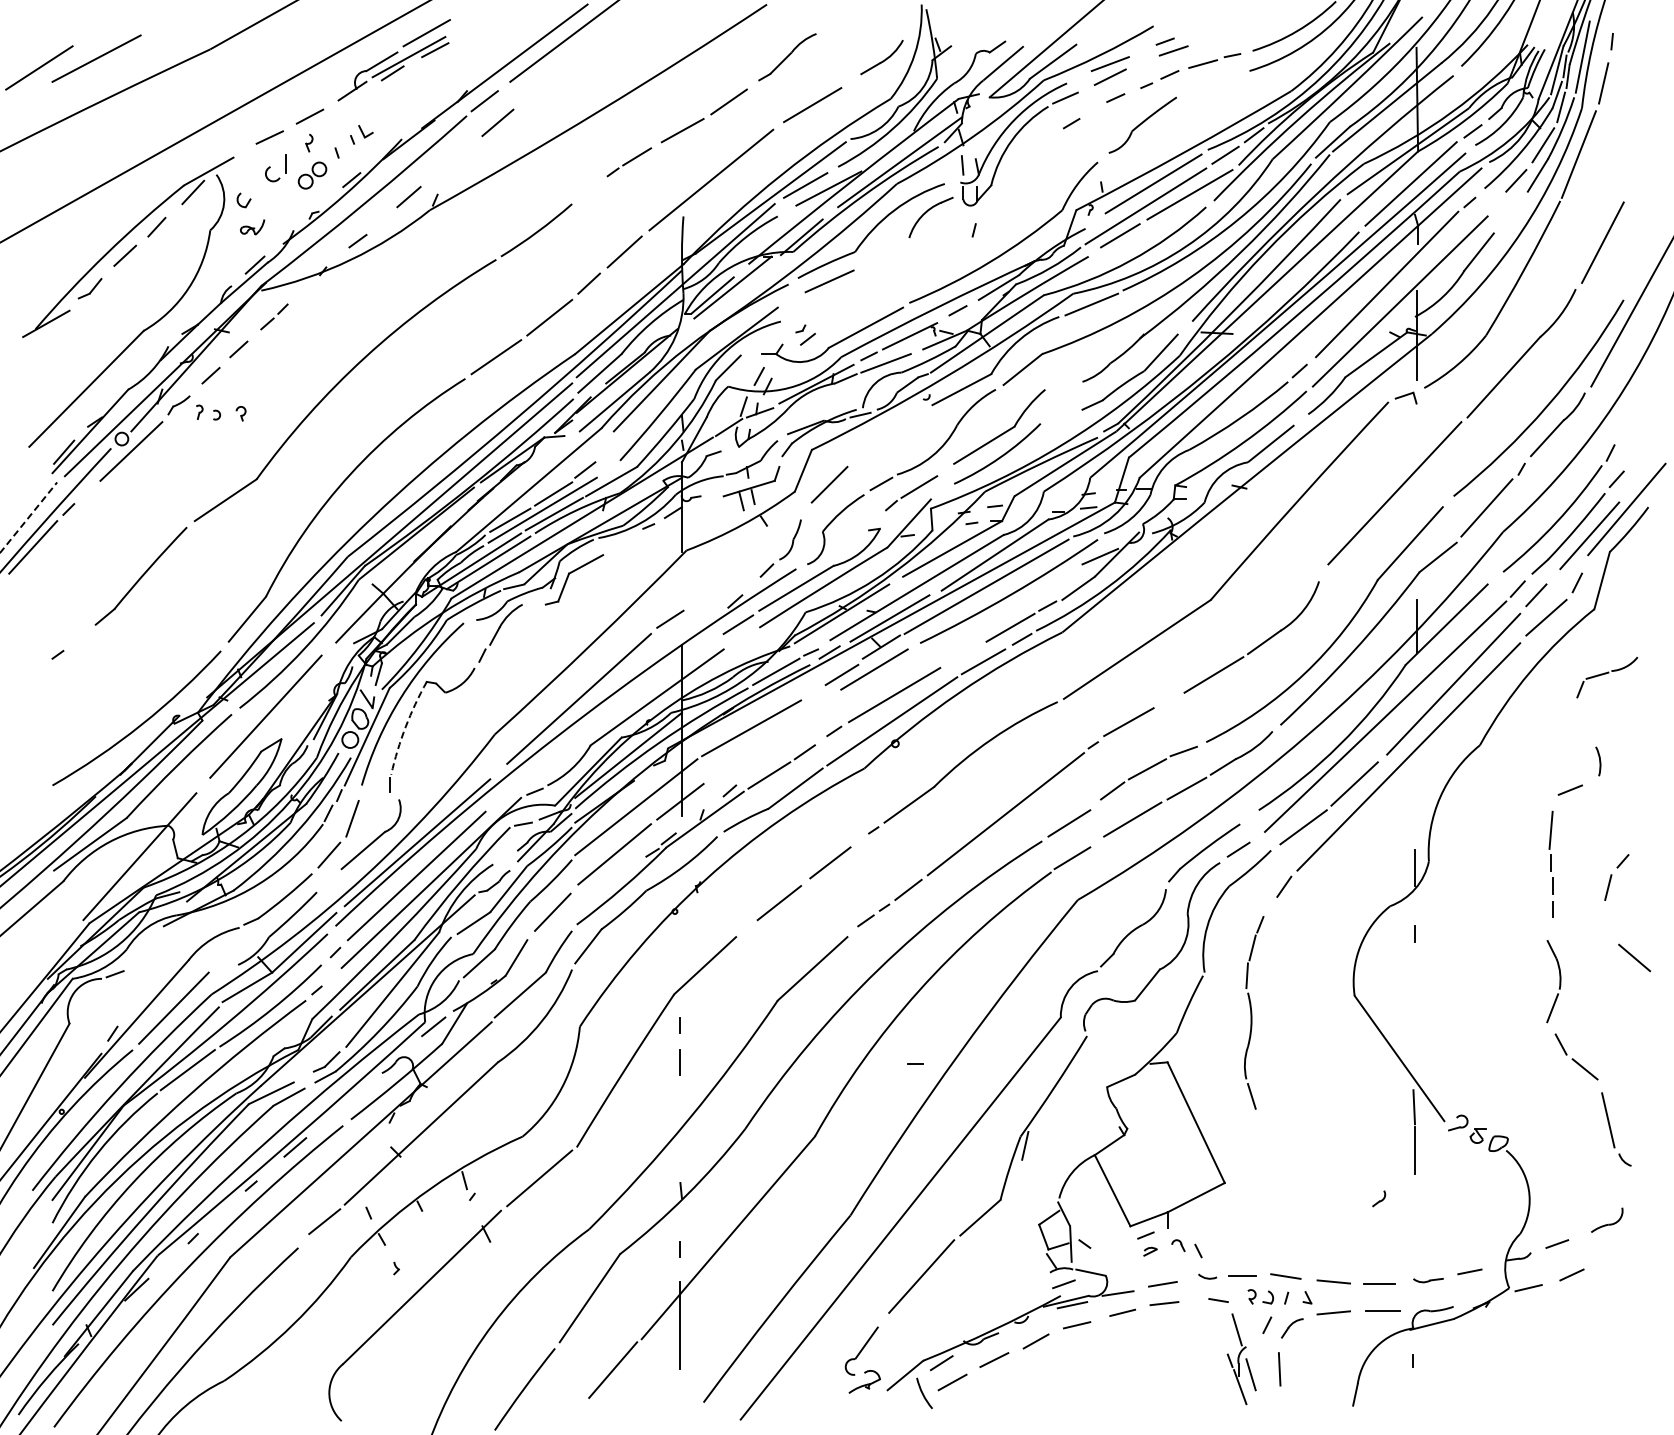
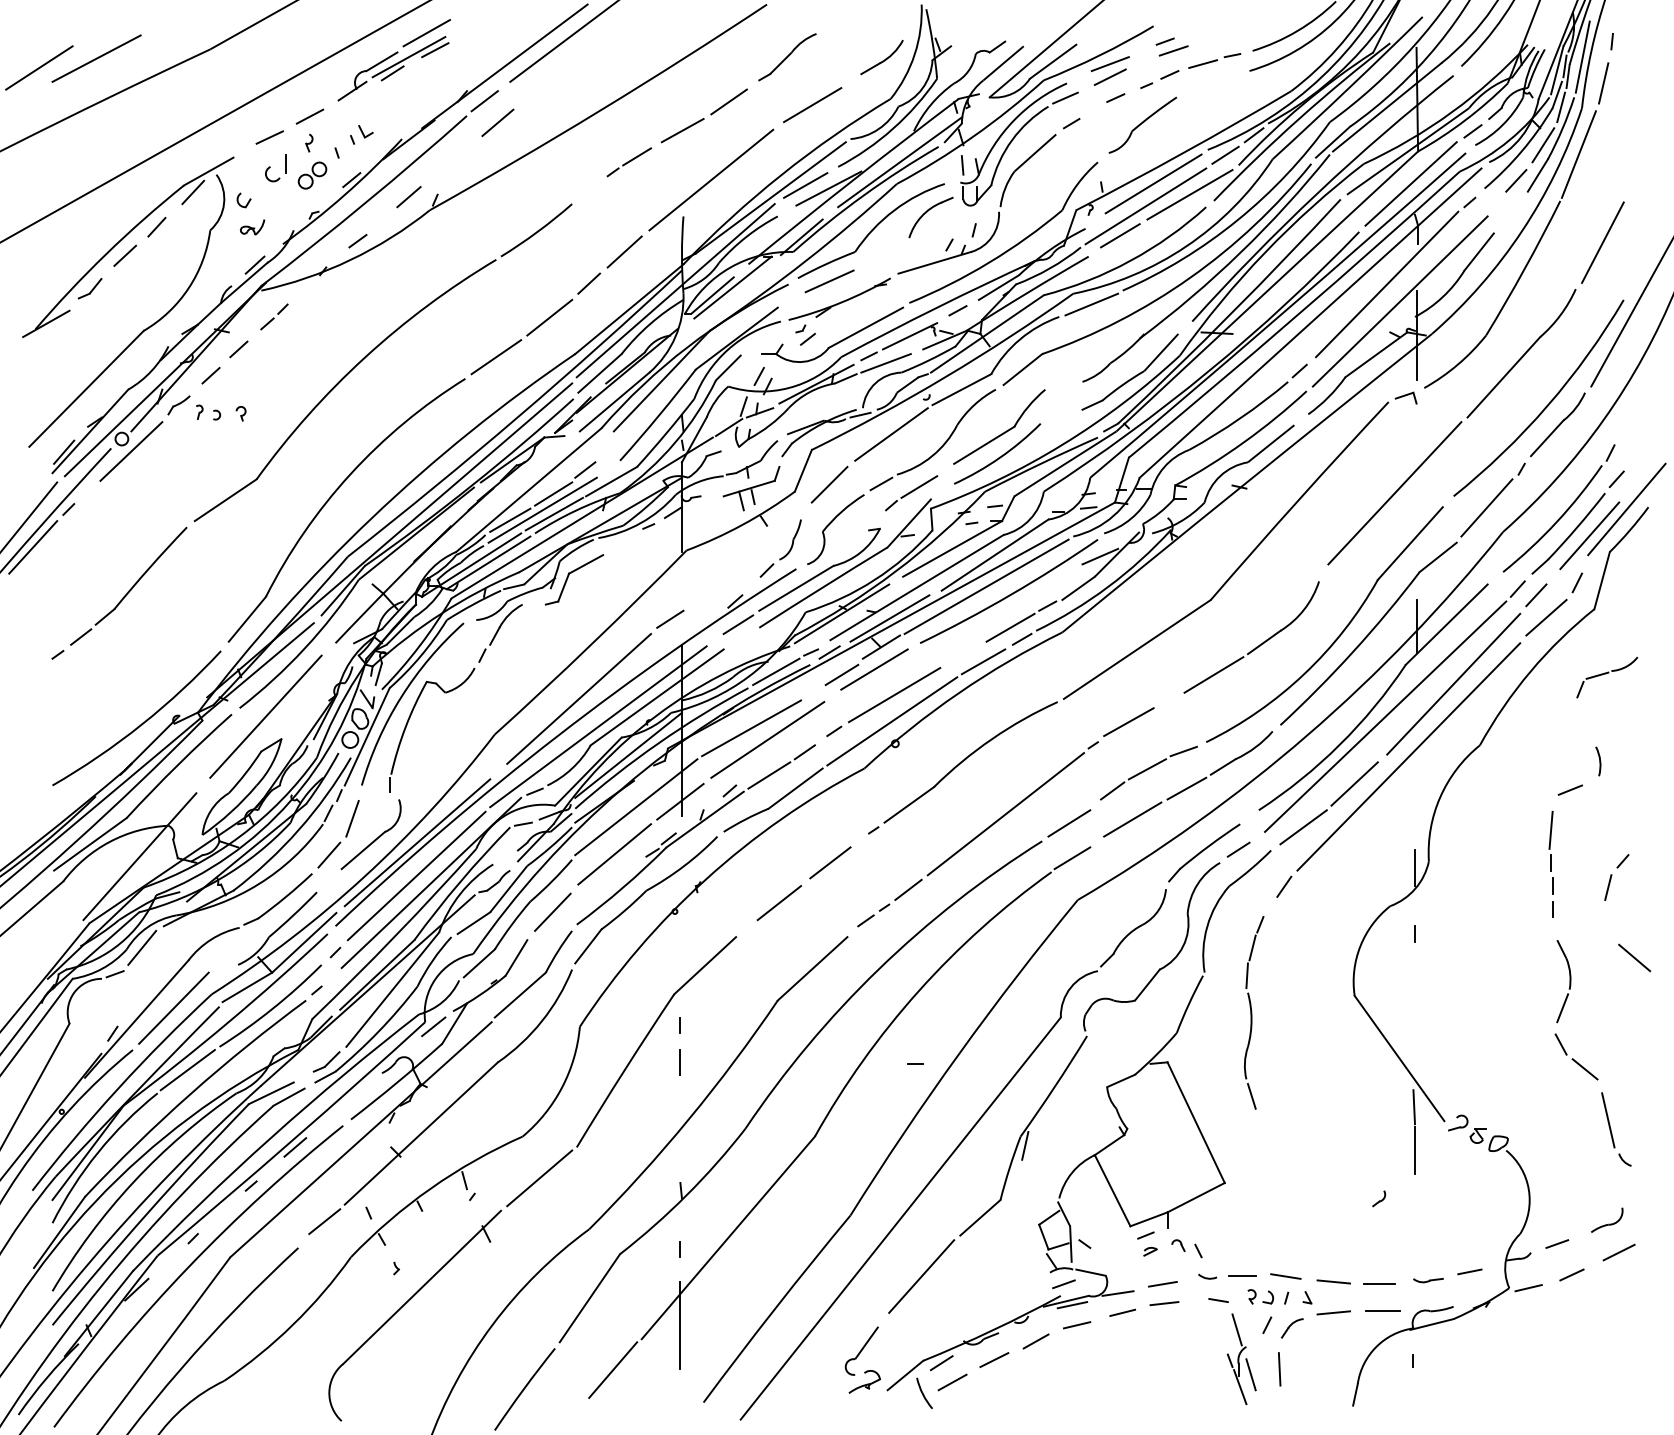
part: none -> present (949, 242)
line: none -> present (891, 434)
line: dashed -> solid (28, 517)
line: none -> present (81, 636)
line: none -> present (598, 726)
arc: dashed -> solid (405, 727)
line: none -> present (767, 739)
line: none -> present (142, 947)
part position: (1553, 981) -> (1563, 981) (1563, 981)
line: none -> present (1618, 1252)
